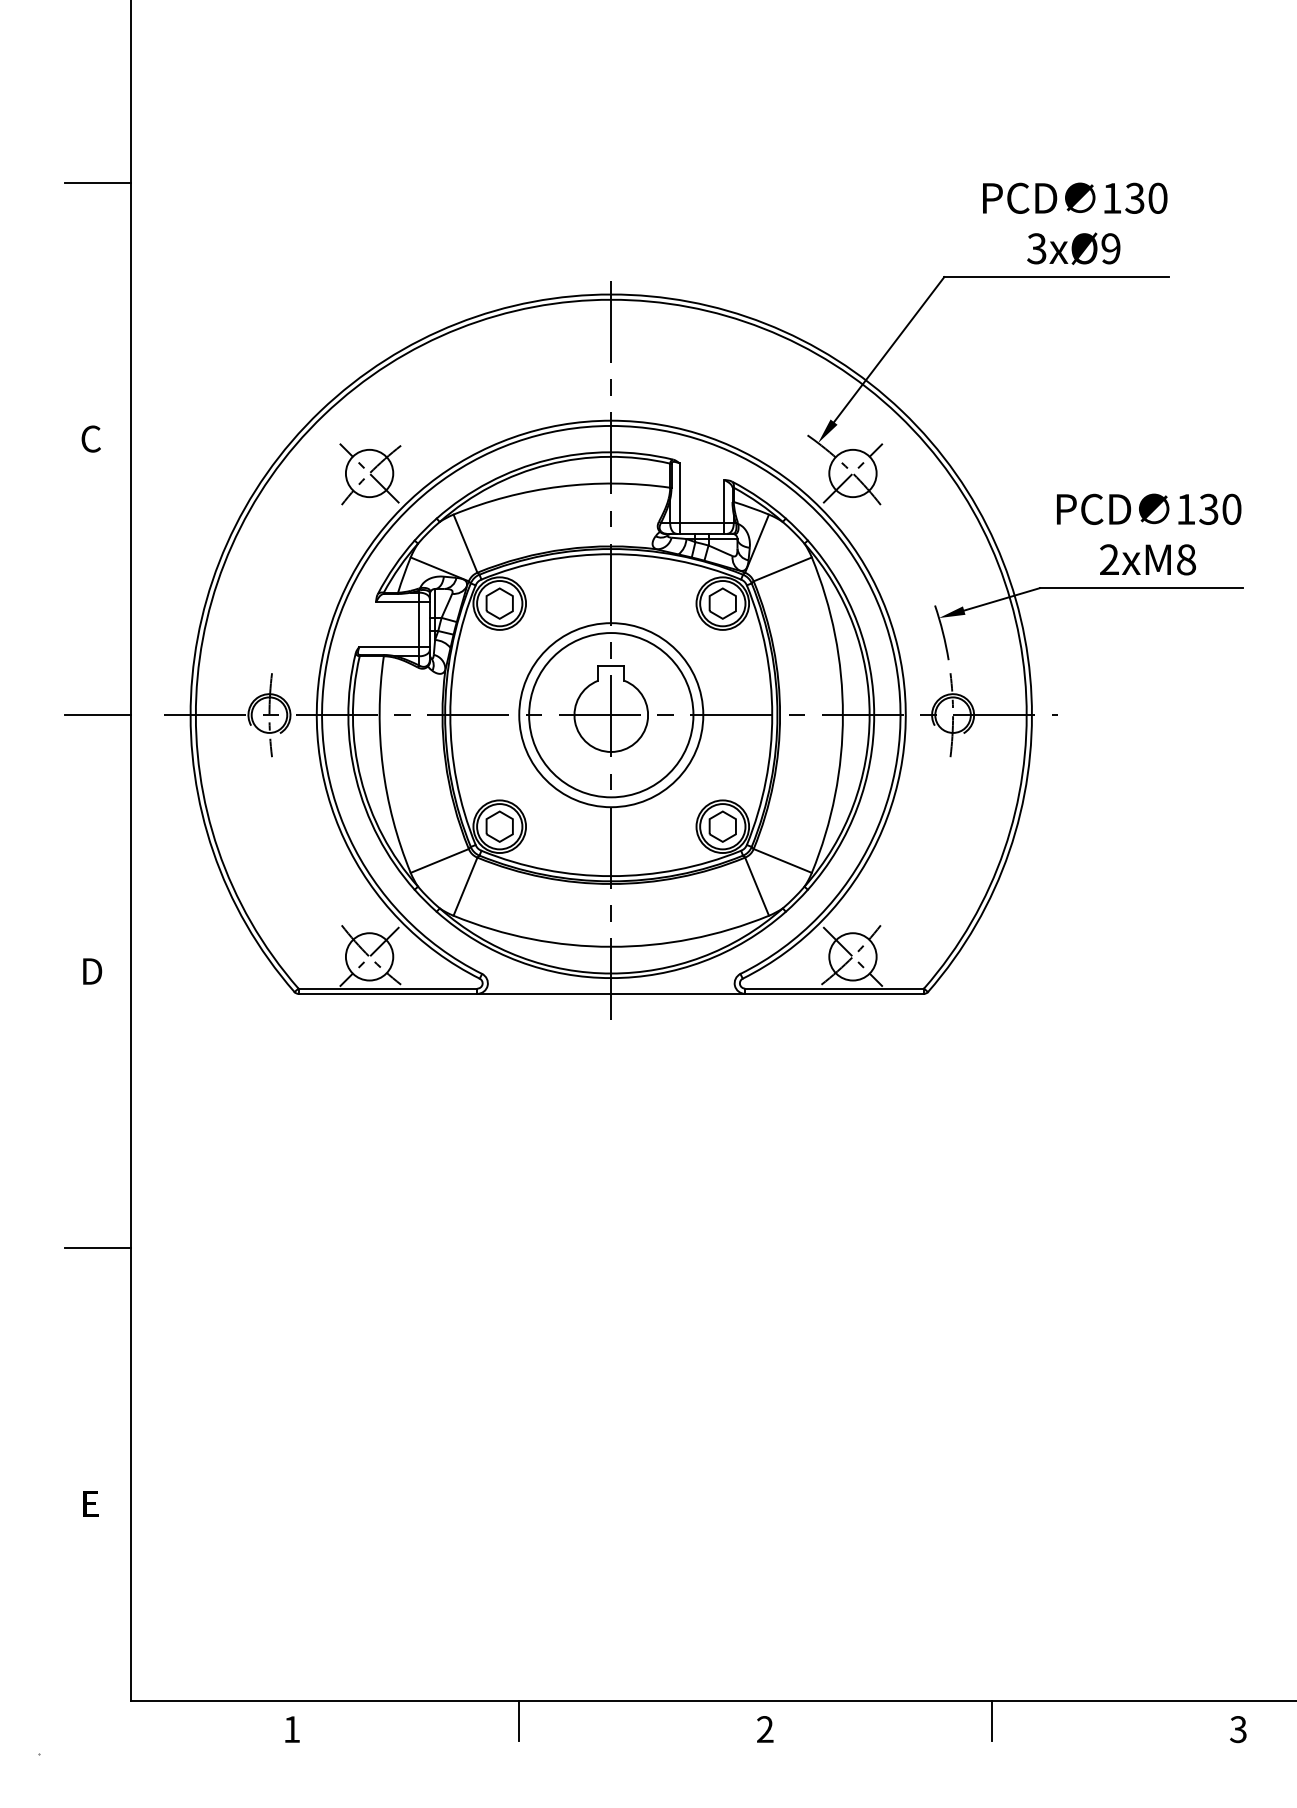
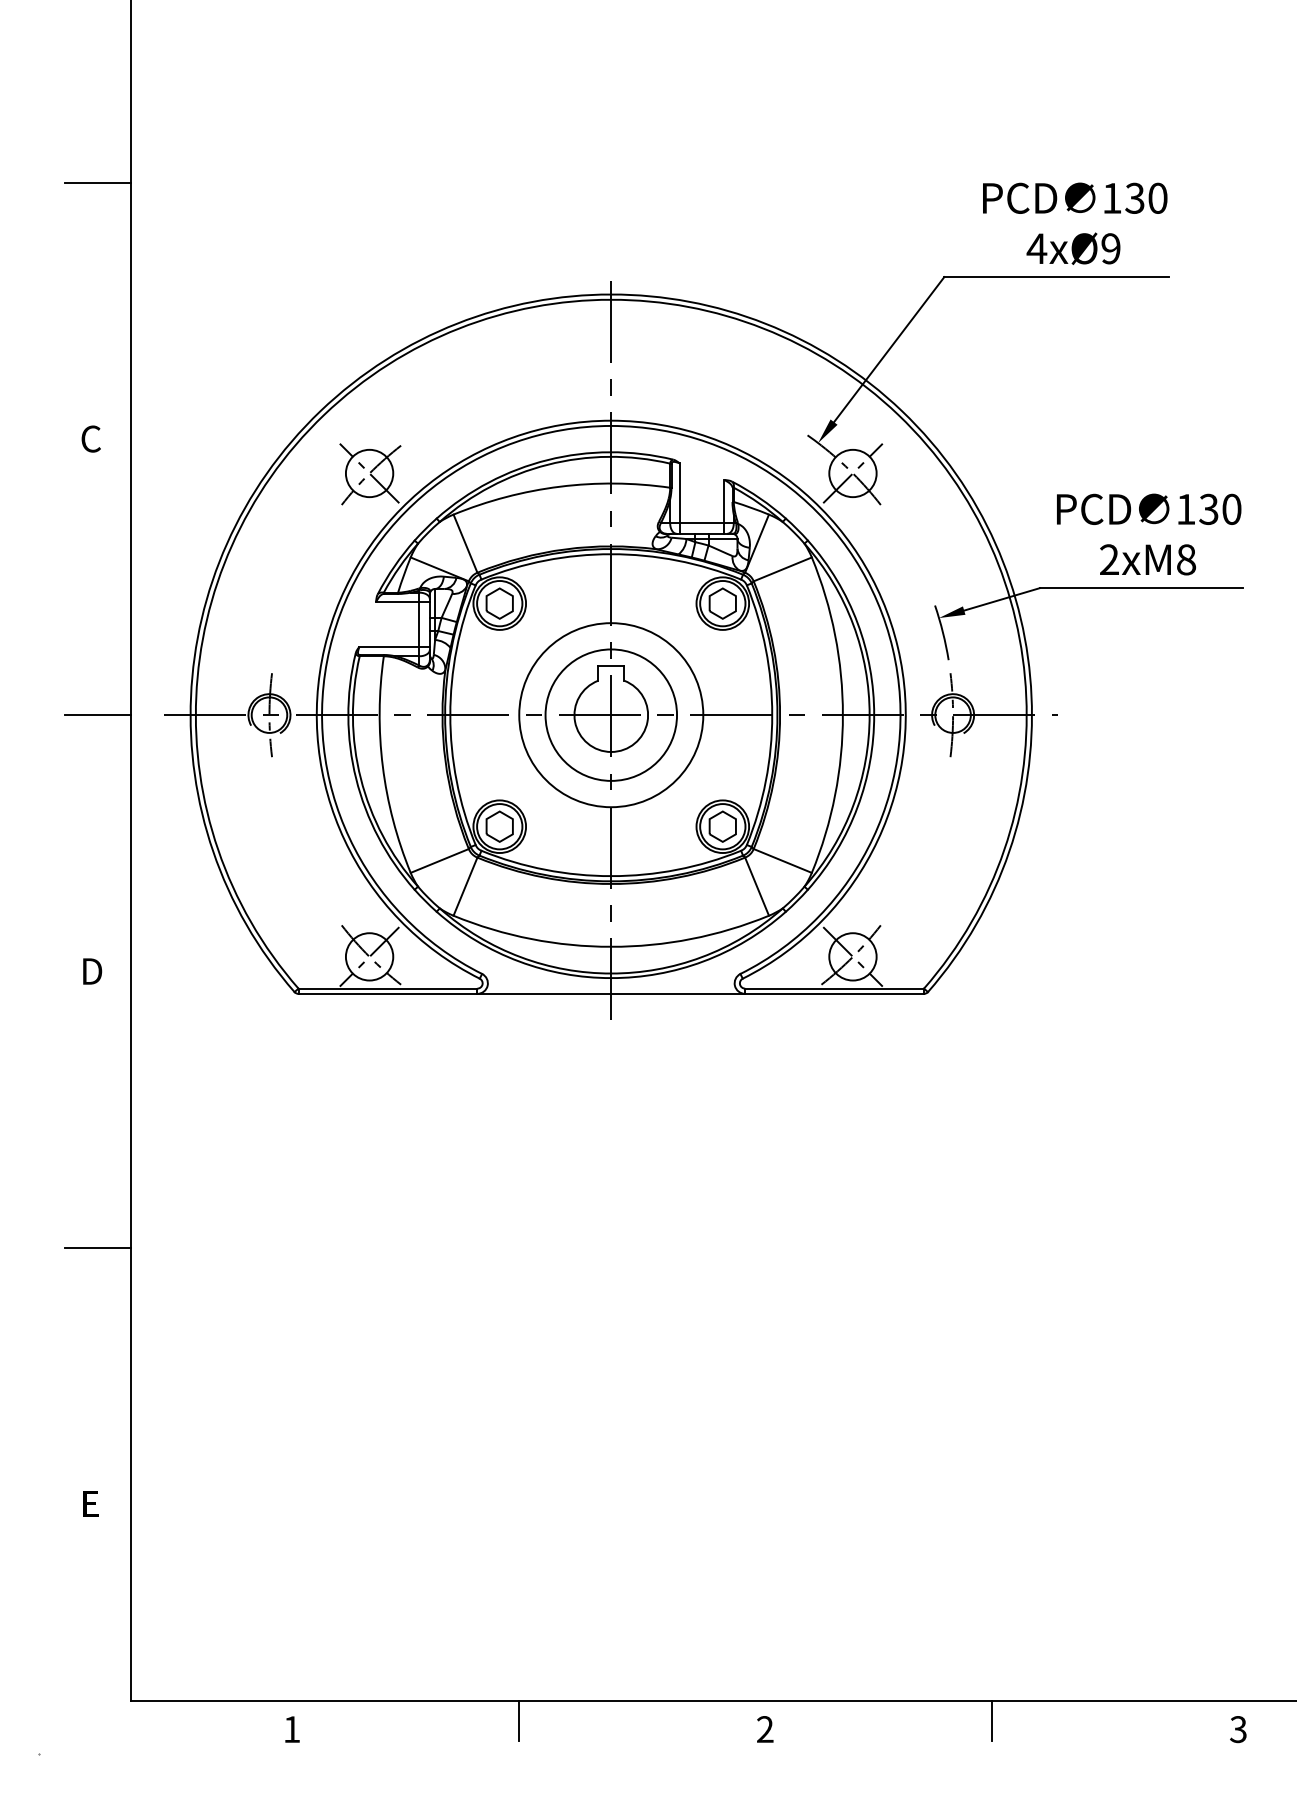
text: 3xØ9 -> 4xØ9 (1036, 248)
circle diameter: 164 px -> 131 px (611, 714)
